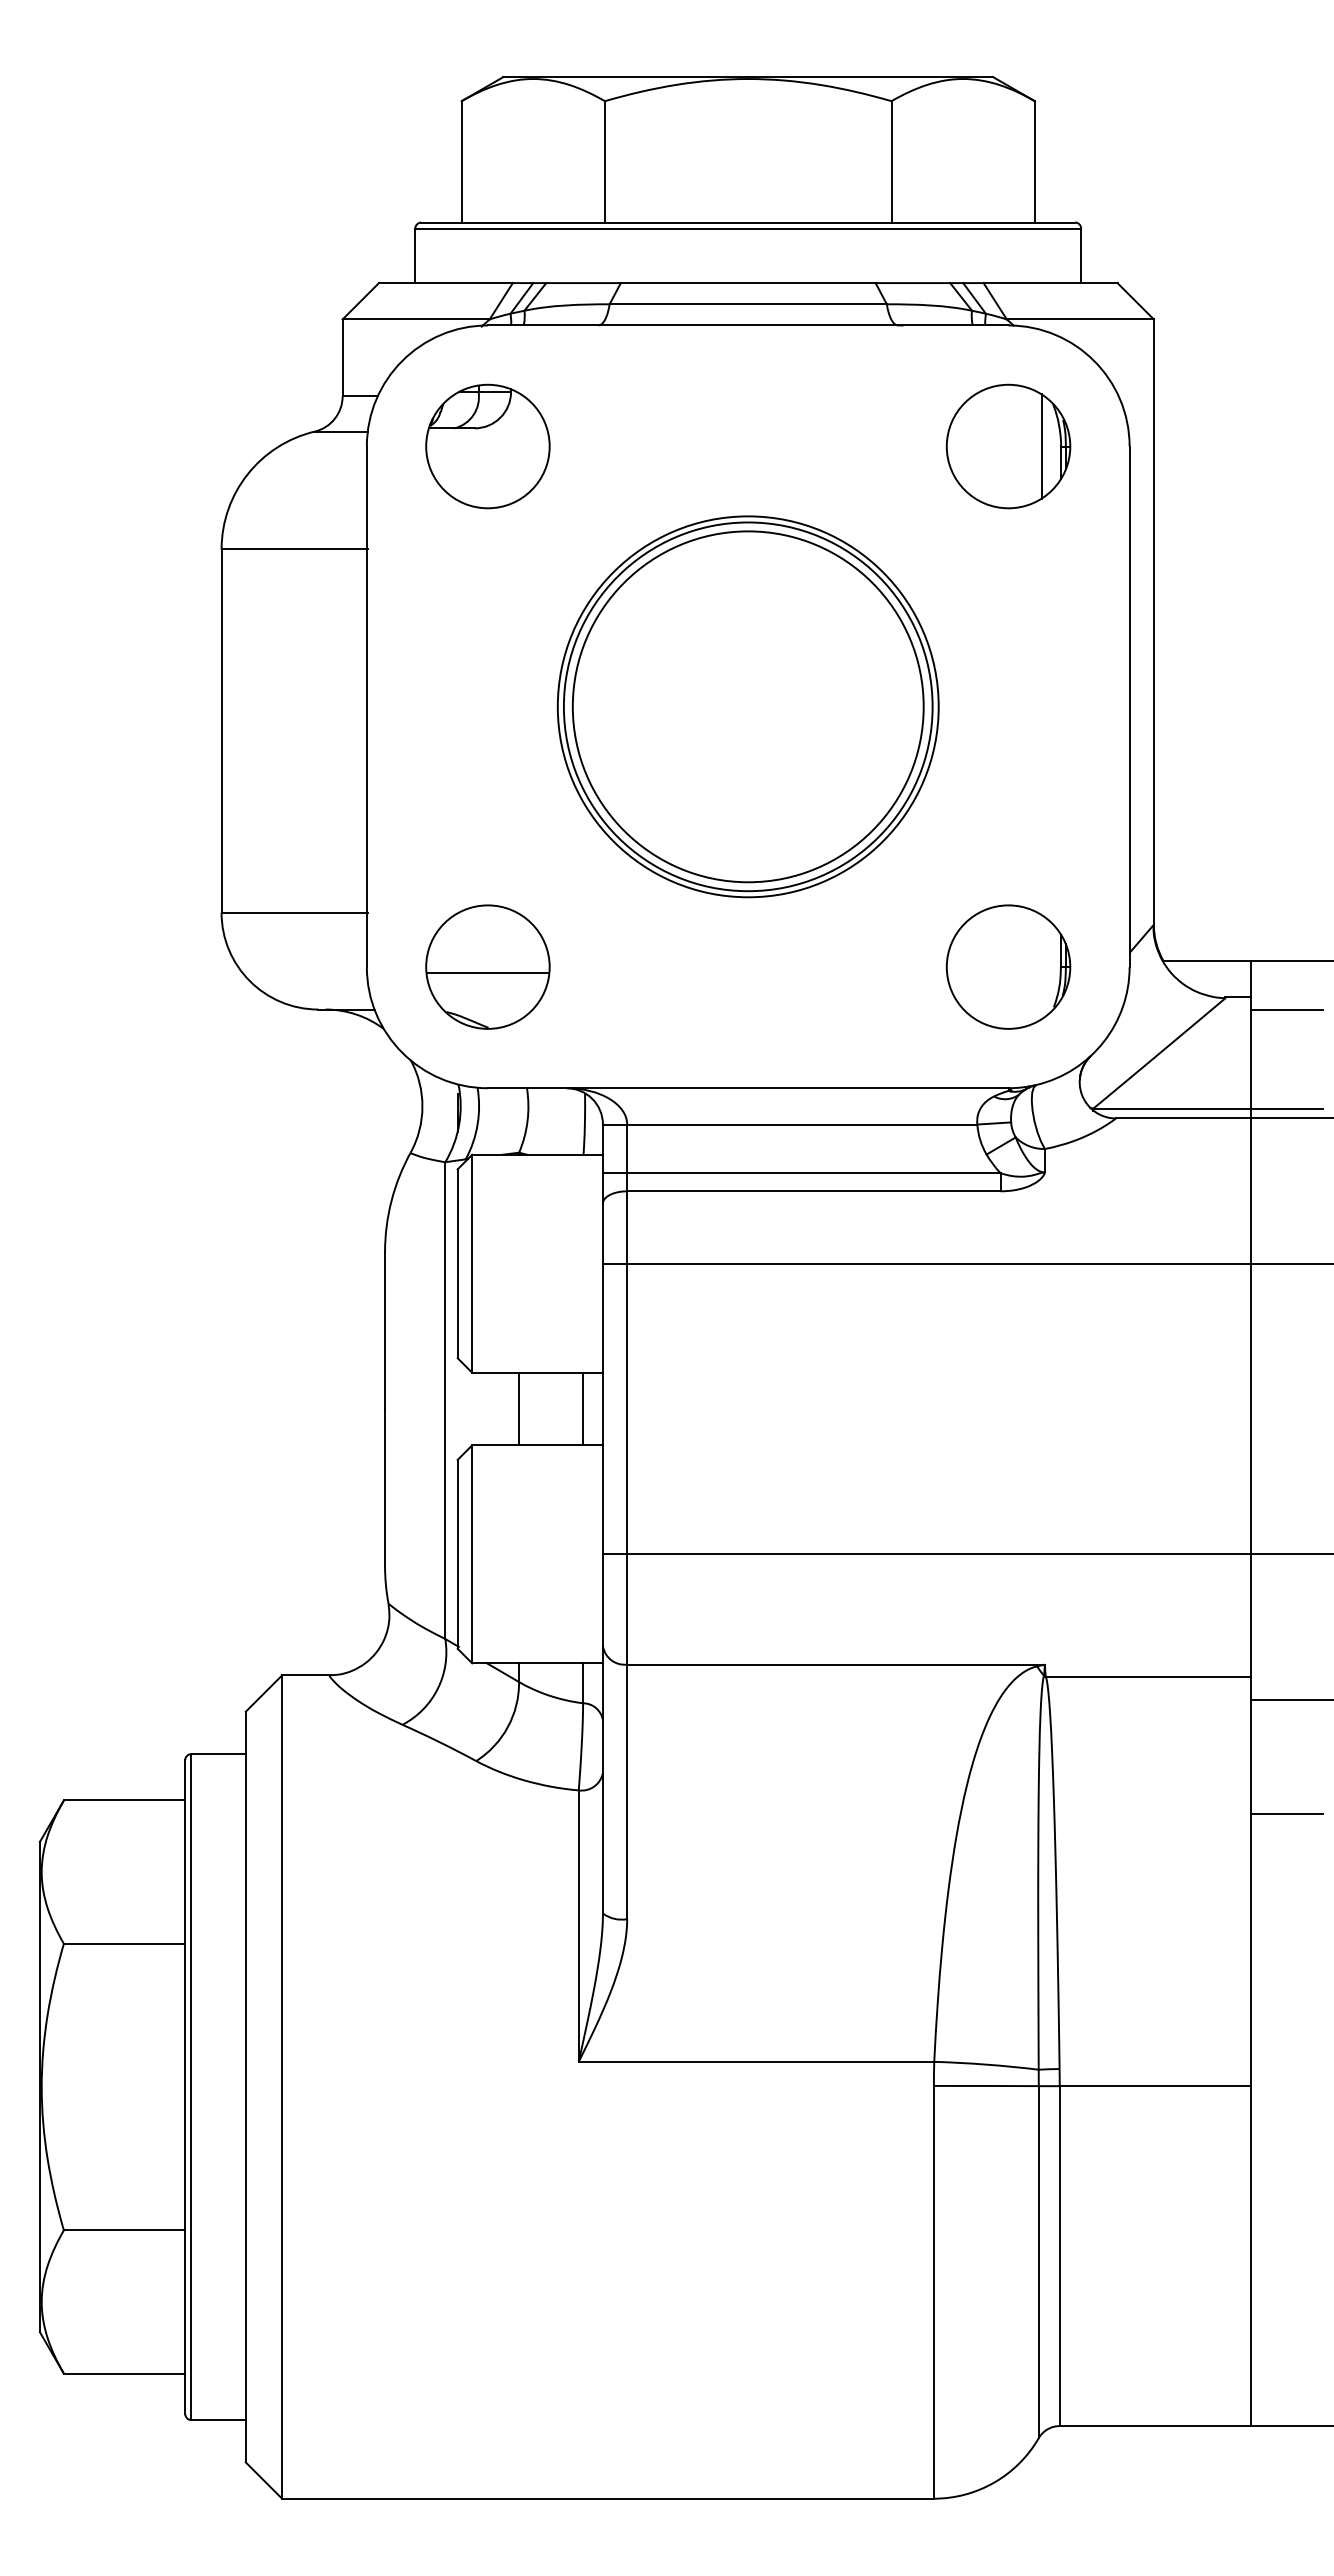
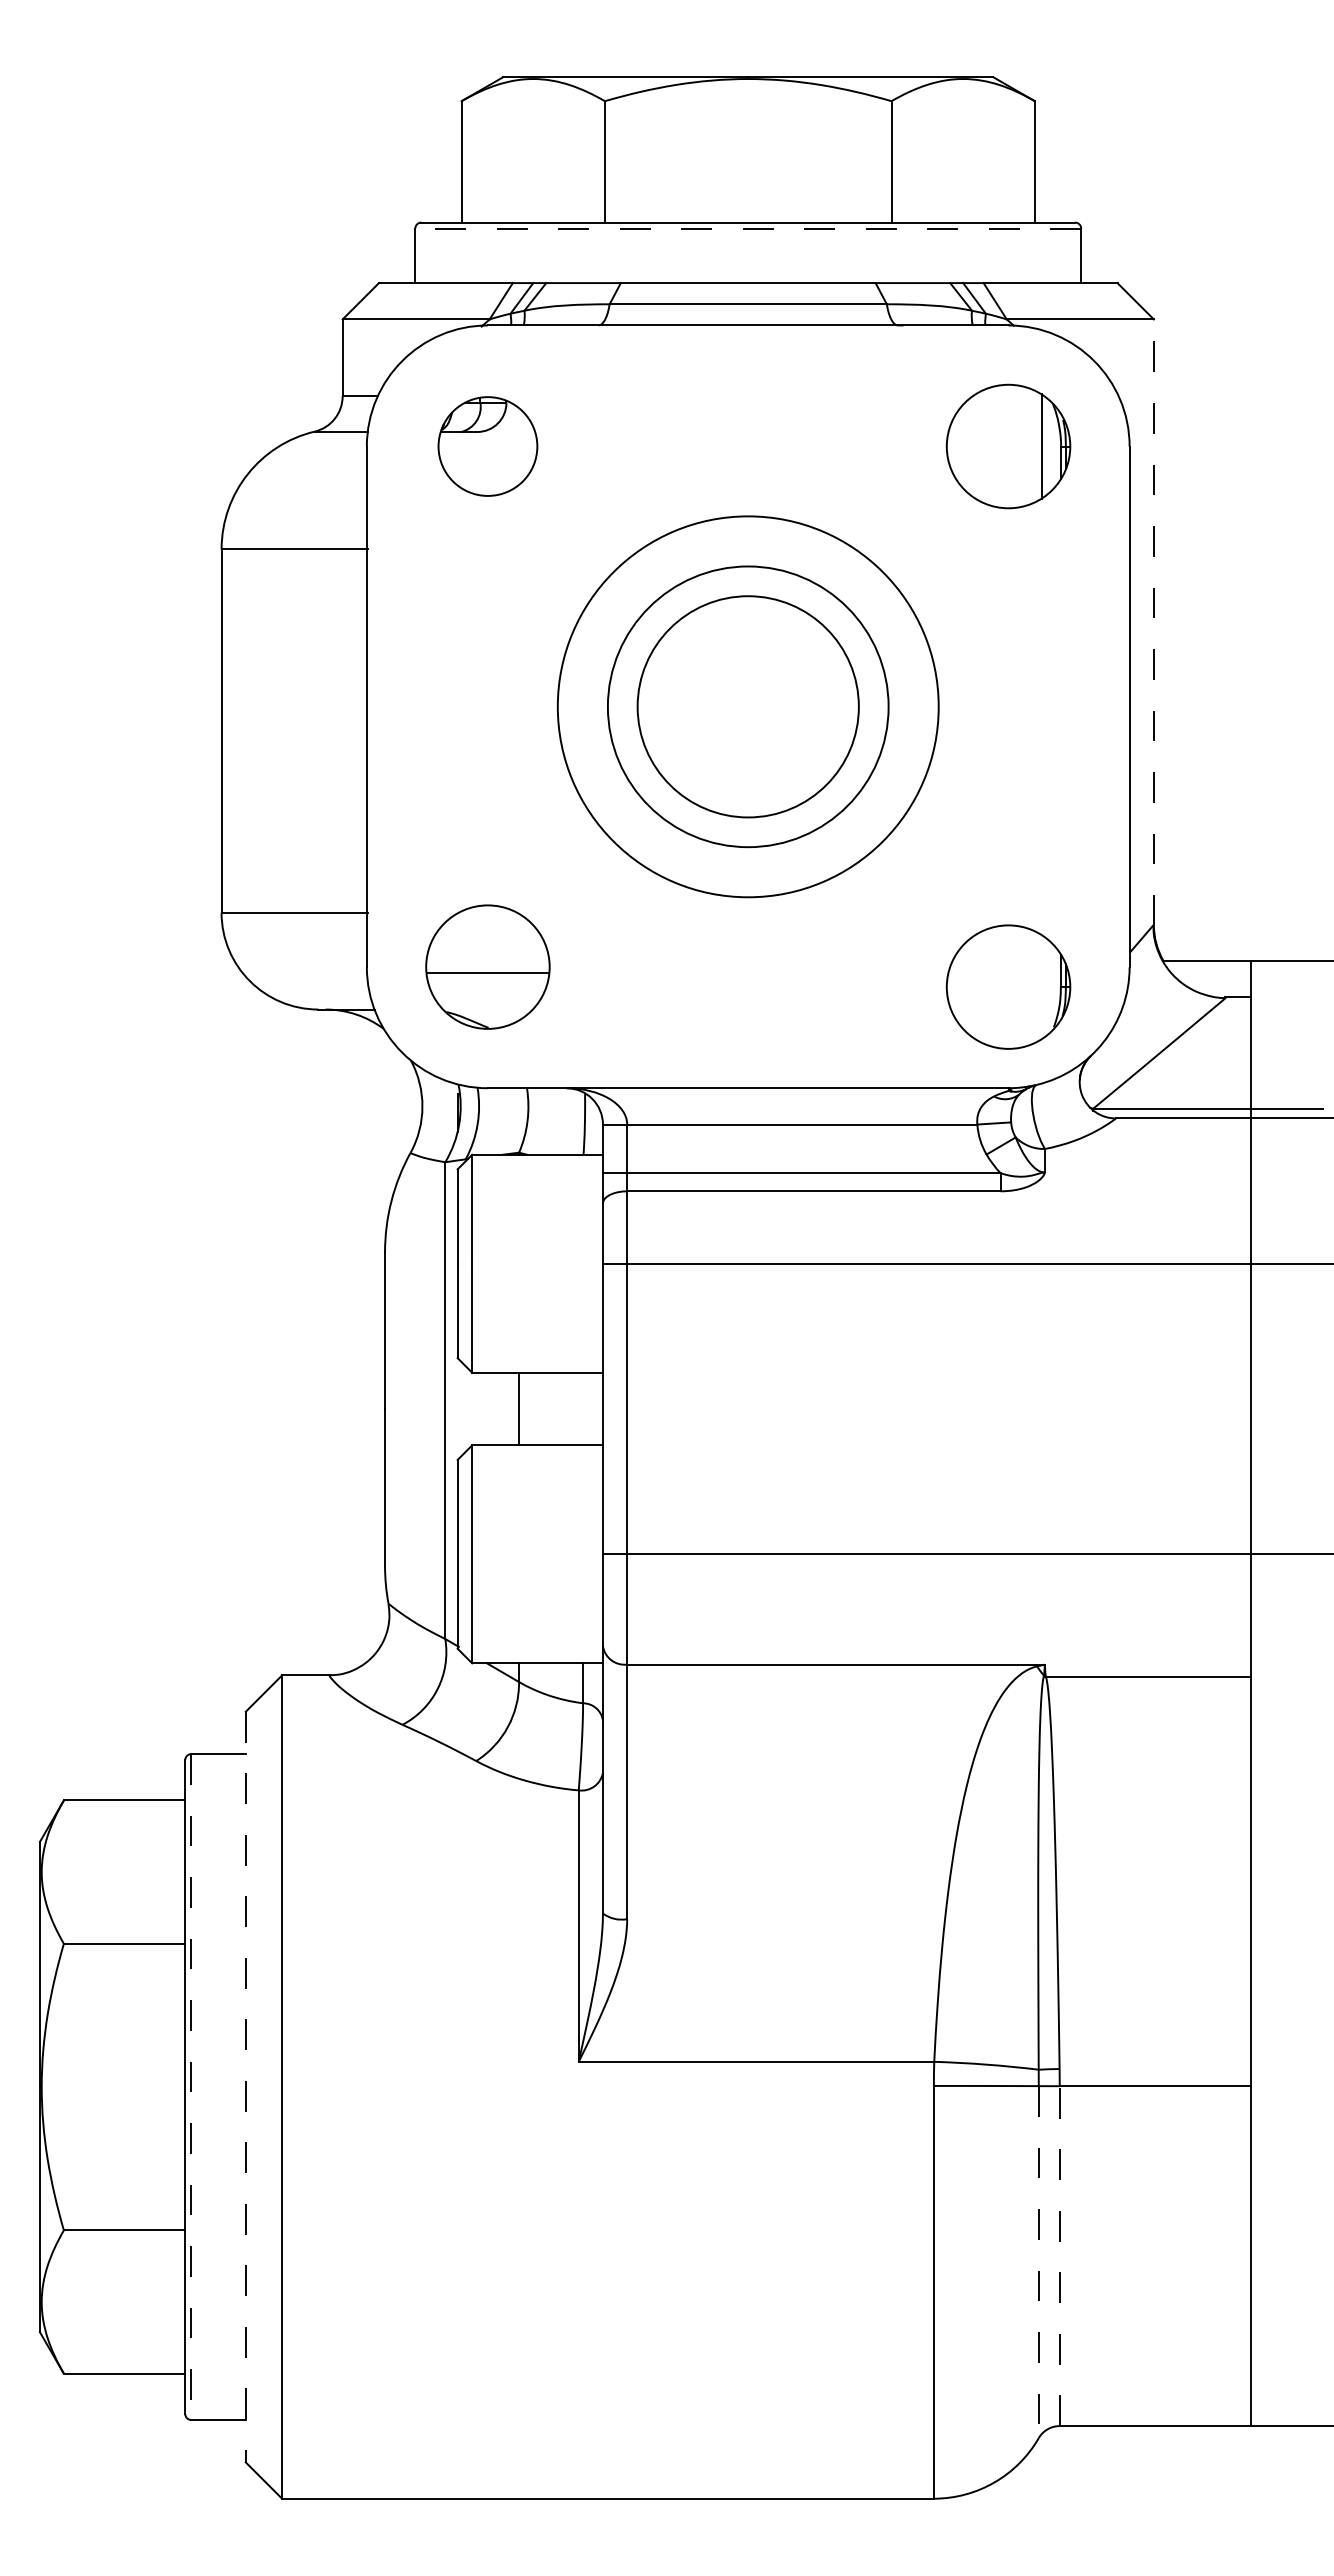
line: solid -> dashed (748, 228)
part size: 126x127 px -> 102x101 px (487, 446)
line: solid -> dashed (1153, 622)
circle diameter: 351 px -> 281 px (747, 706)
circle diameter: 369 px -> 221 px (747, 706)
part position: (1008, 966) -> (1008, 986) (1008, 986)
line: present -> none (1286, 1009)
line: present -> none (583, 1408)
line: present -> none (1290, 1699)
line: present -> none (1286, 1813)
line: solid -> dashed (191, 2087)
line: solid -> dashed (245, 2087)
line: solid -> dashed (1059, 2256)
line: solid -> dashed (1038, 2262)
